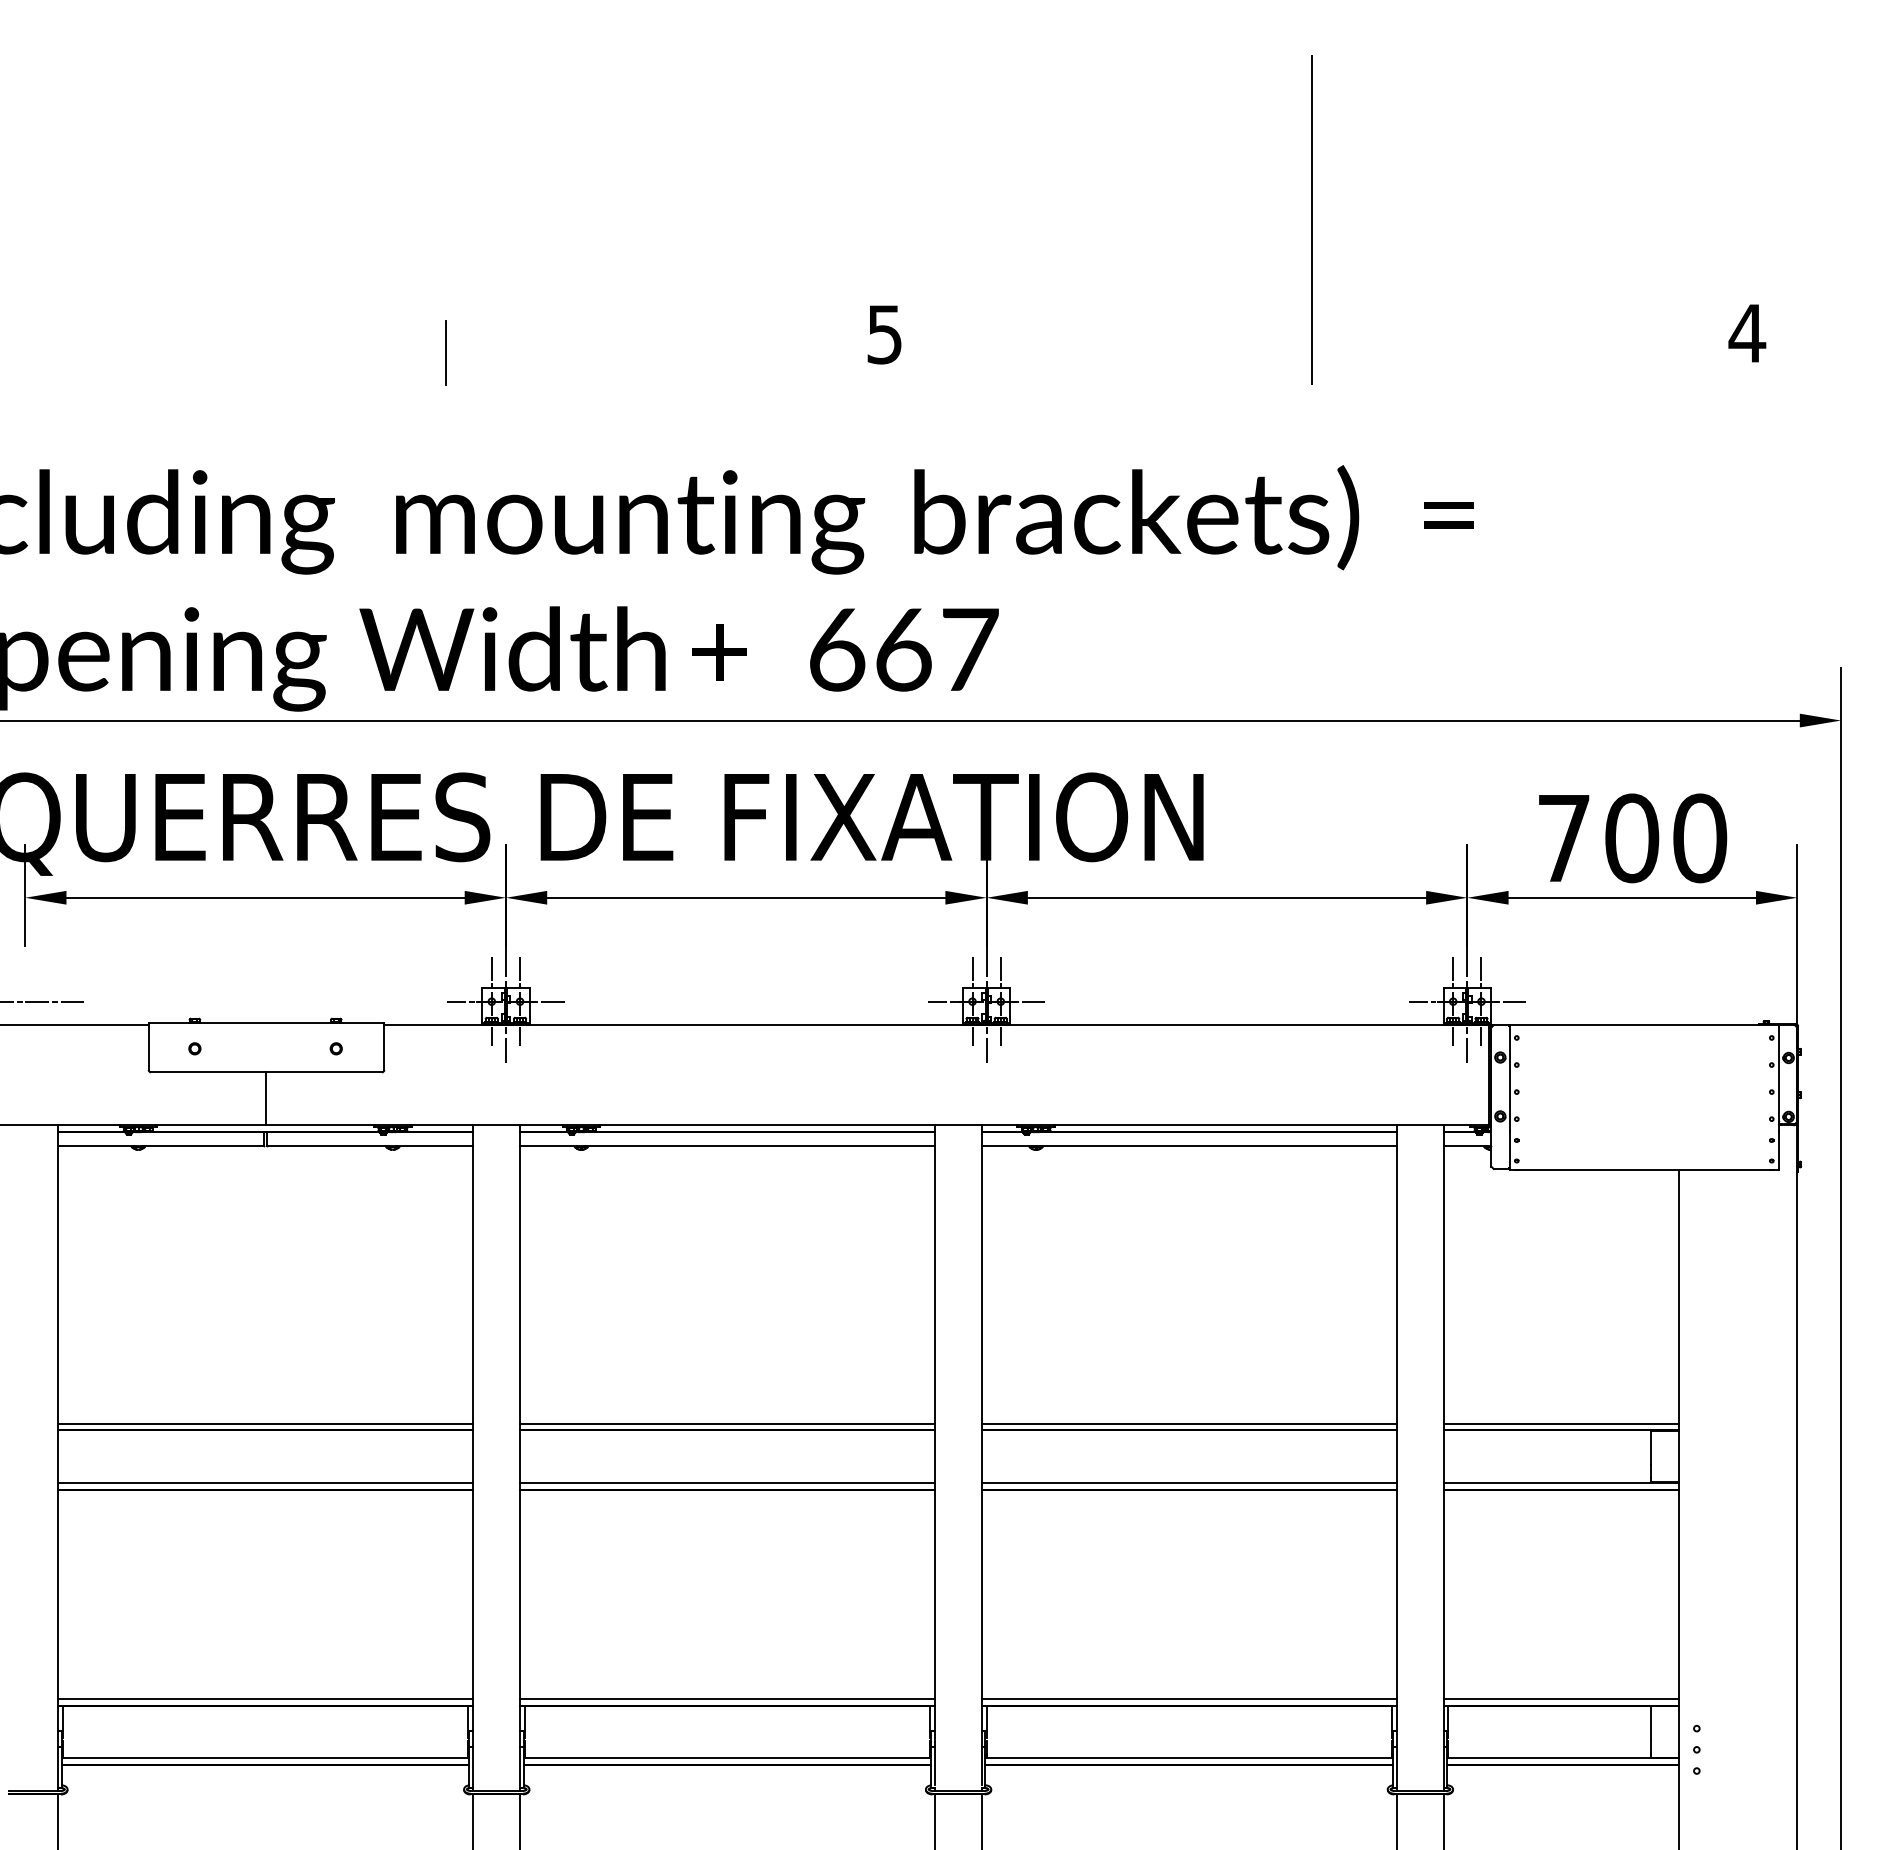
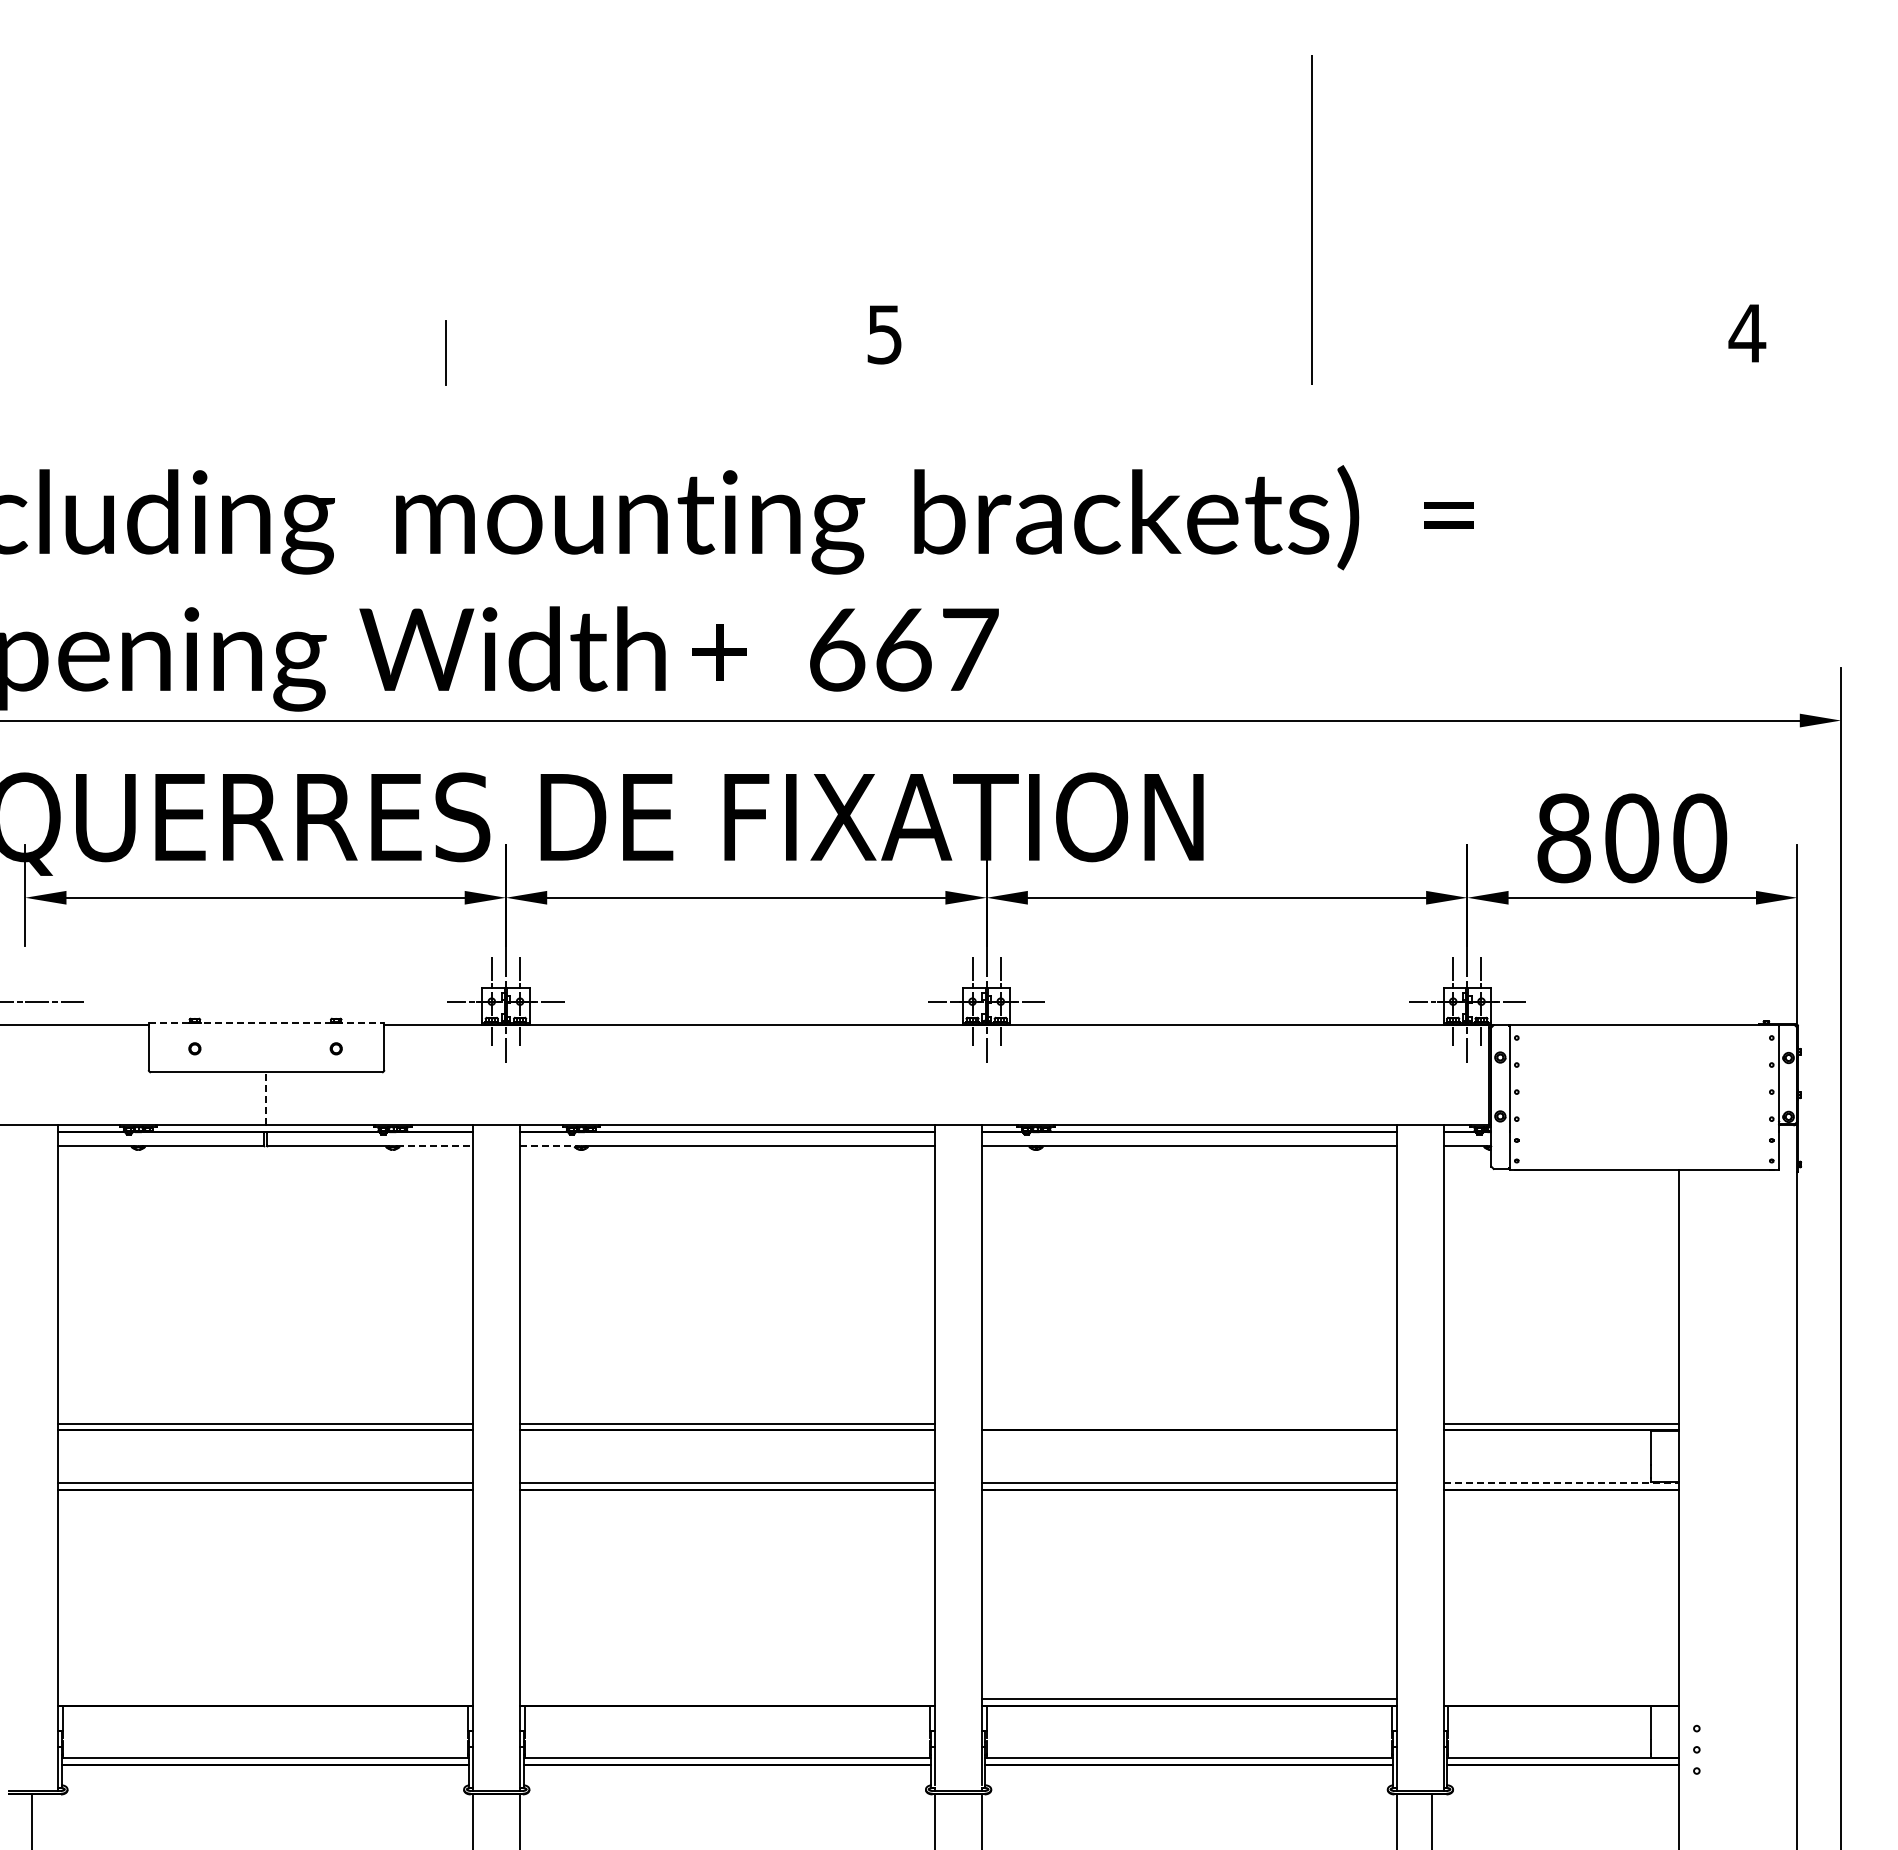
text: 700 -> 800 (1563, 838)
line: solid -> dashed (266, 1023)
line: solid -> dashed (265, 1098)
line: solid -> dashed (435, 1146)
line: solid -> dashed (548, 1146)
line: present -> none (1188, 1423)
line: solid -> dashed (1561, 1482)
line: present -> none (265, 1699)
line: present -> none (727, 1699)
line: present -> none (1561, 1699)
line position: (58, 1820) -> (32, 1820) (32, 1820)
line position: (1443, 1820) -> (1431, 1820) (1431, 1820)
